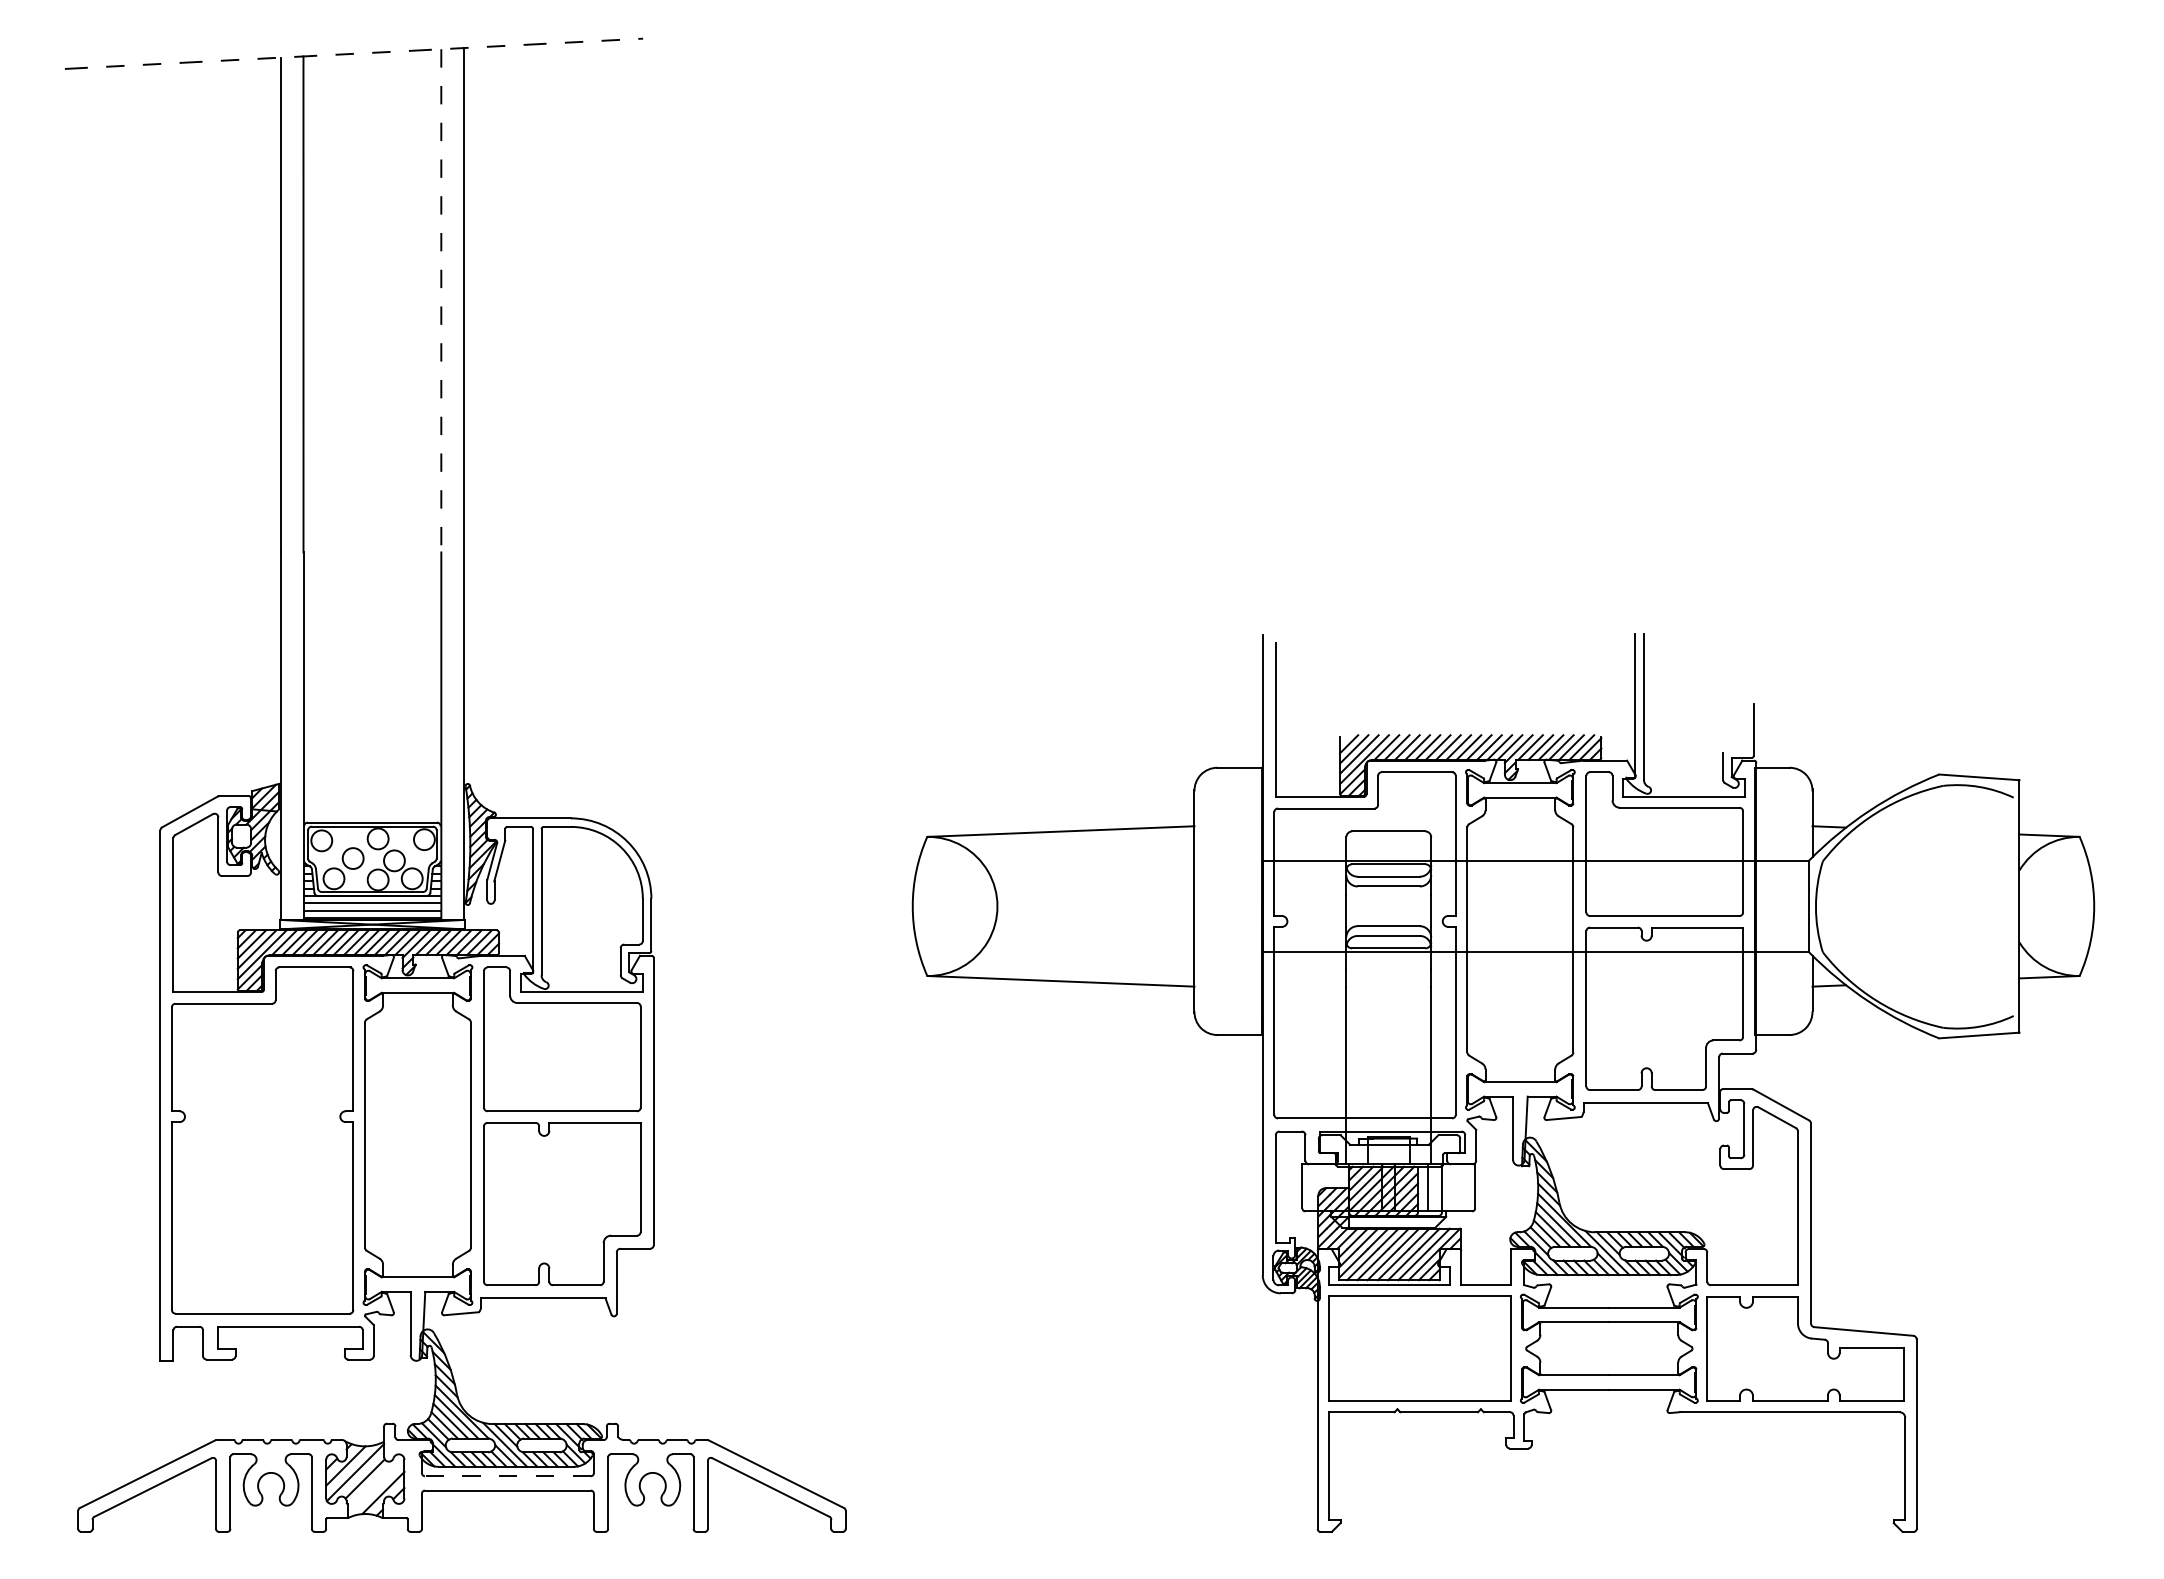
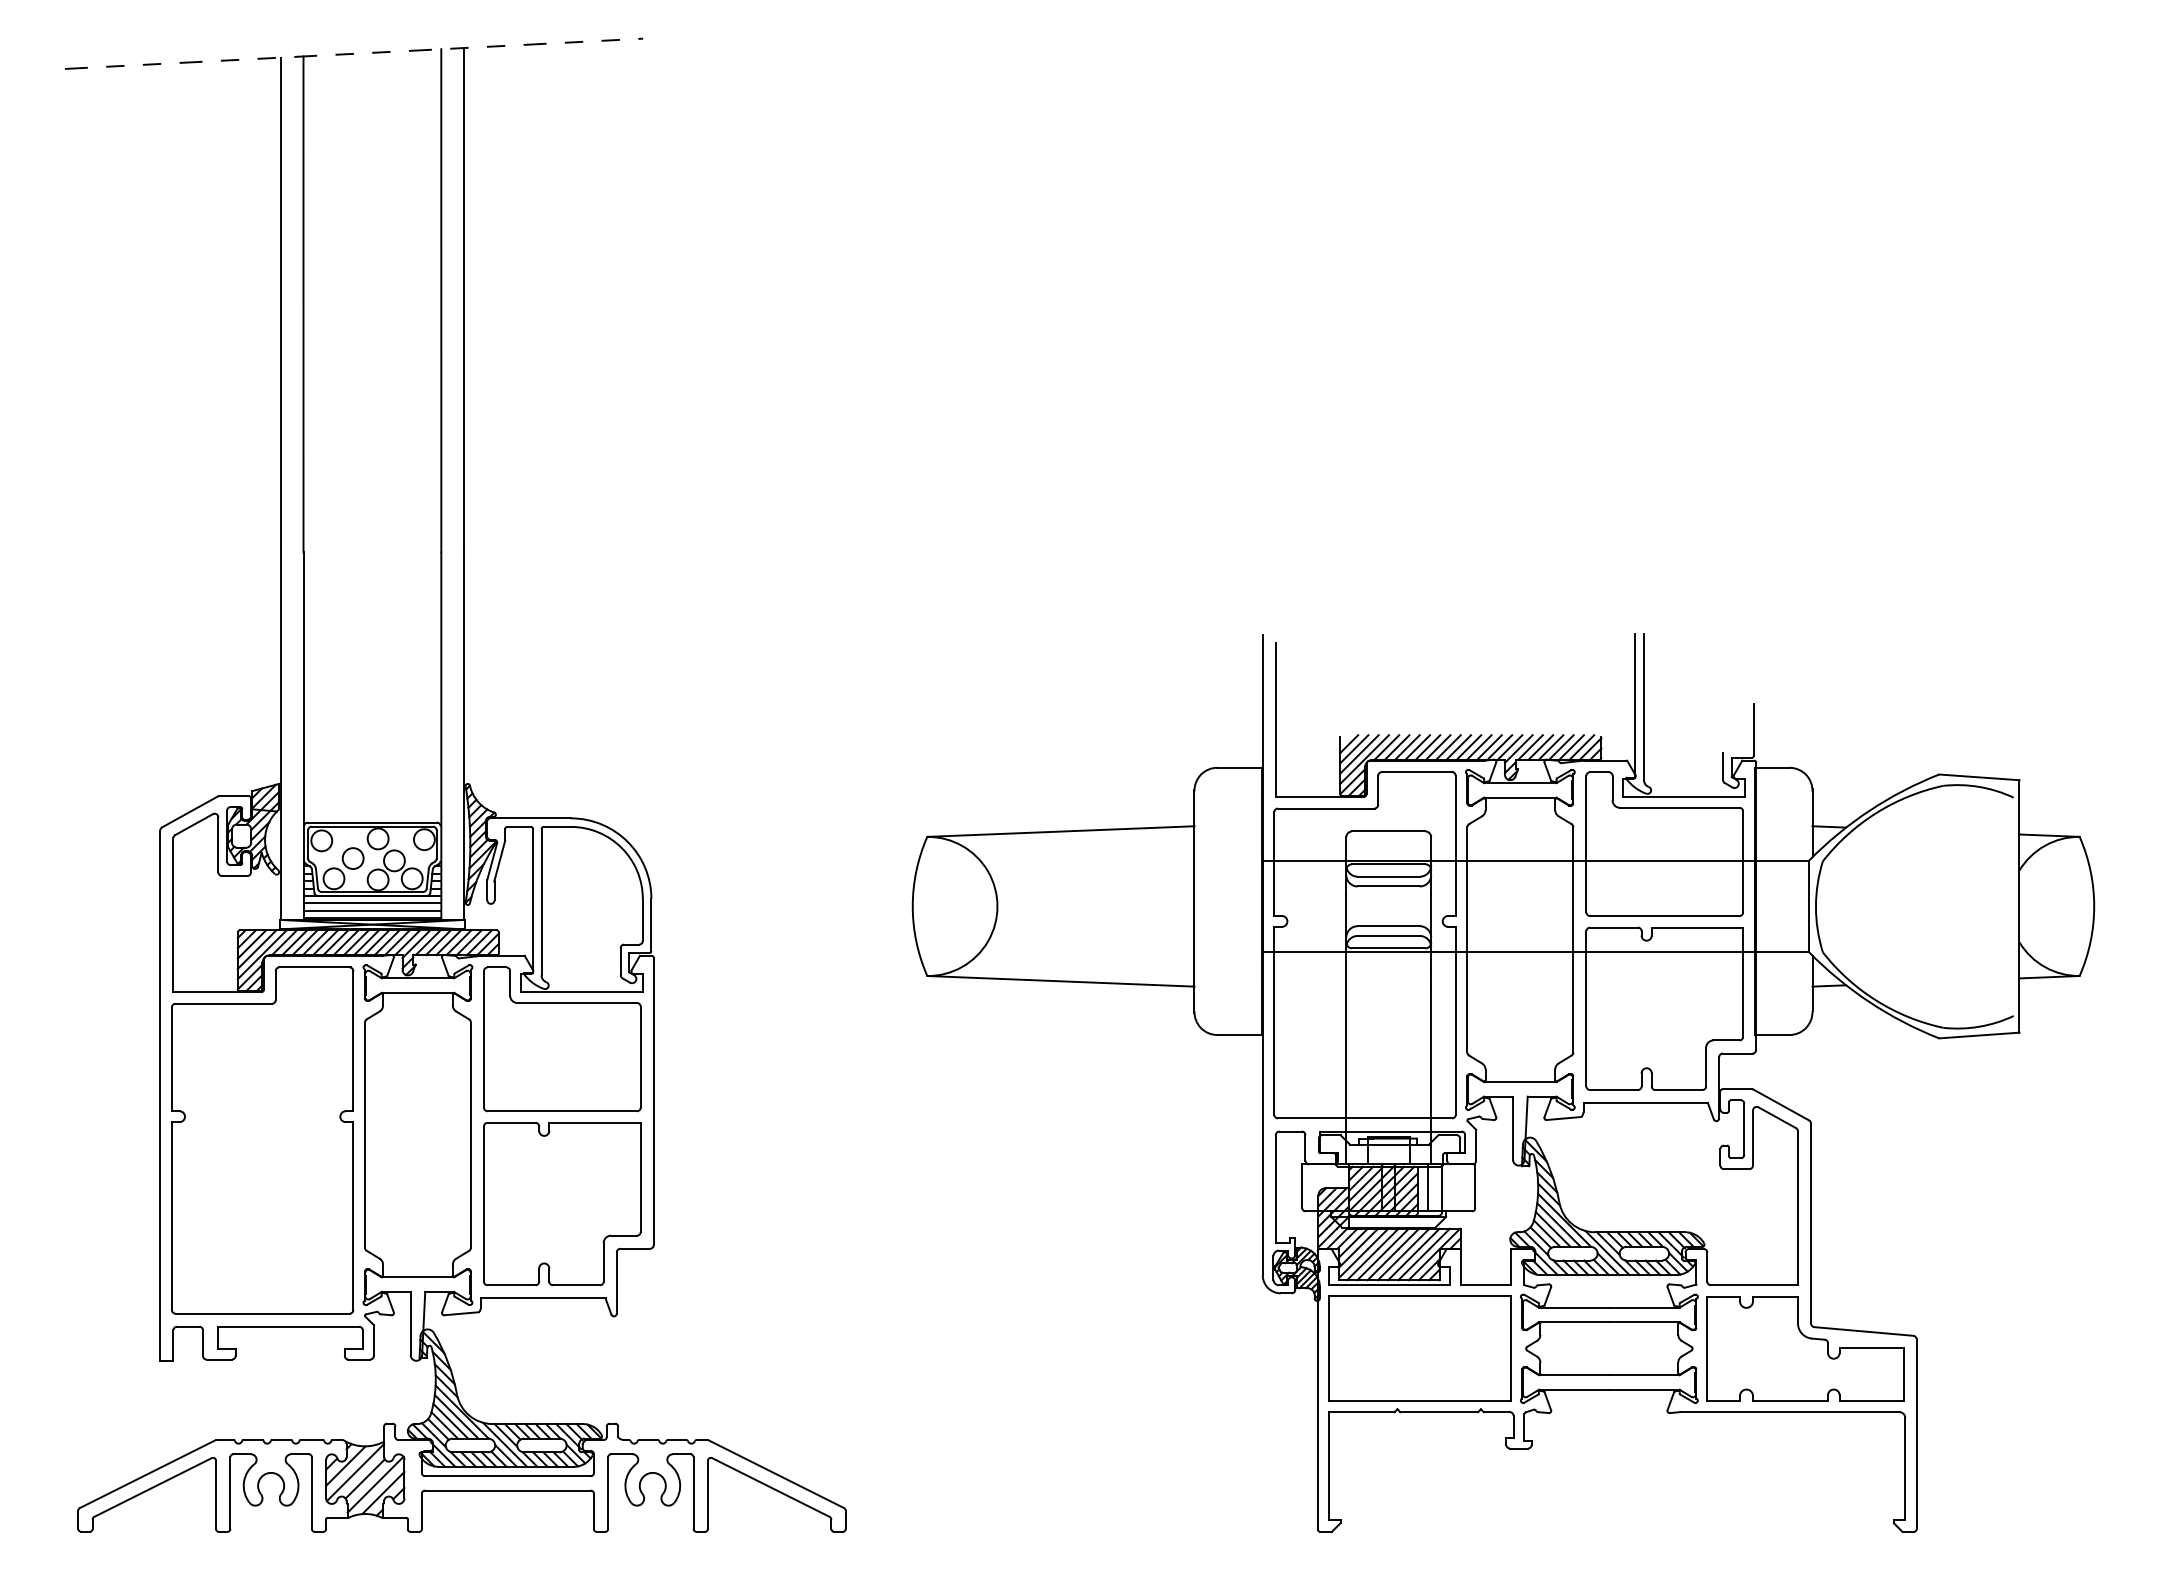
line: dashed -> solid (441, 300)
line: dashed -> solid (507, 1476)
line: none -> present (375, 1484)
